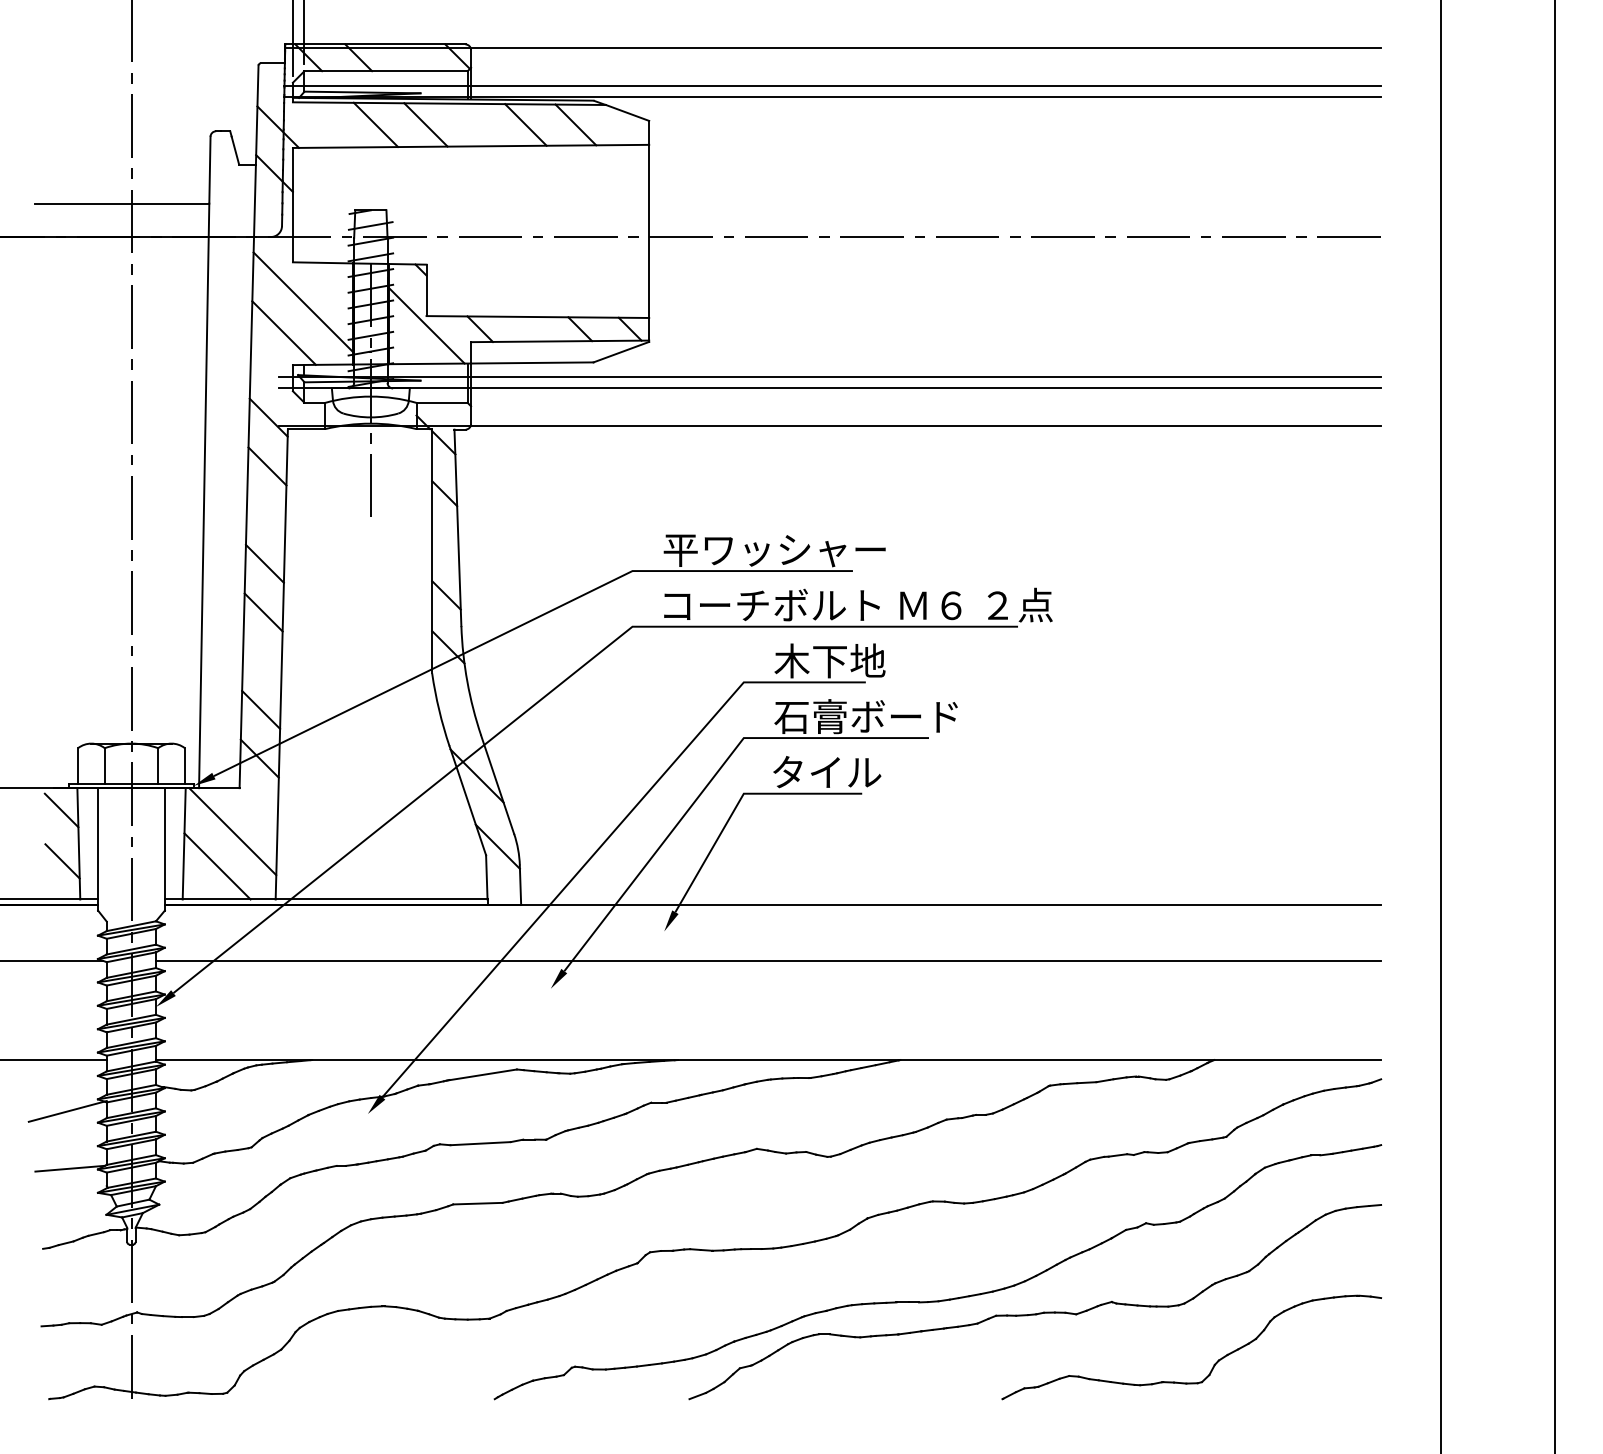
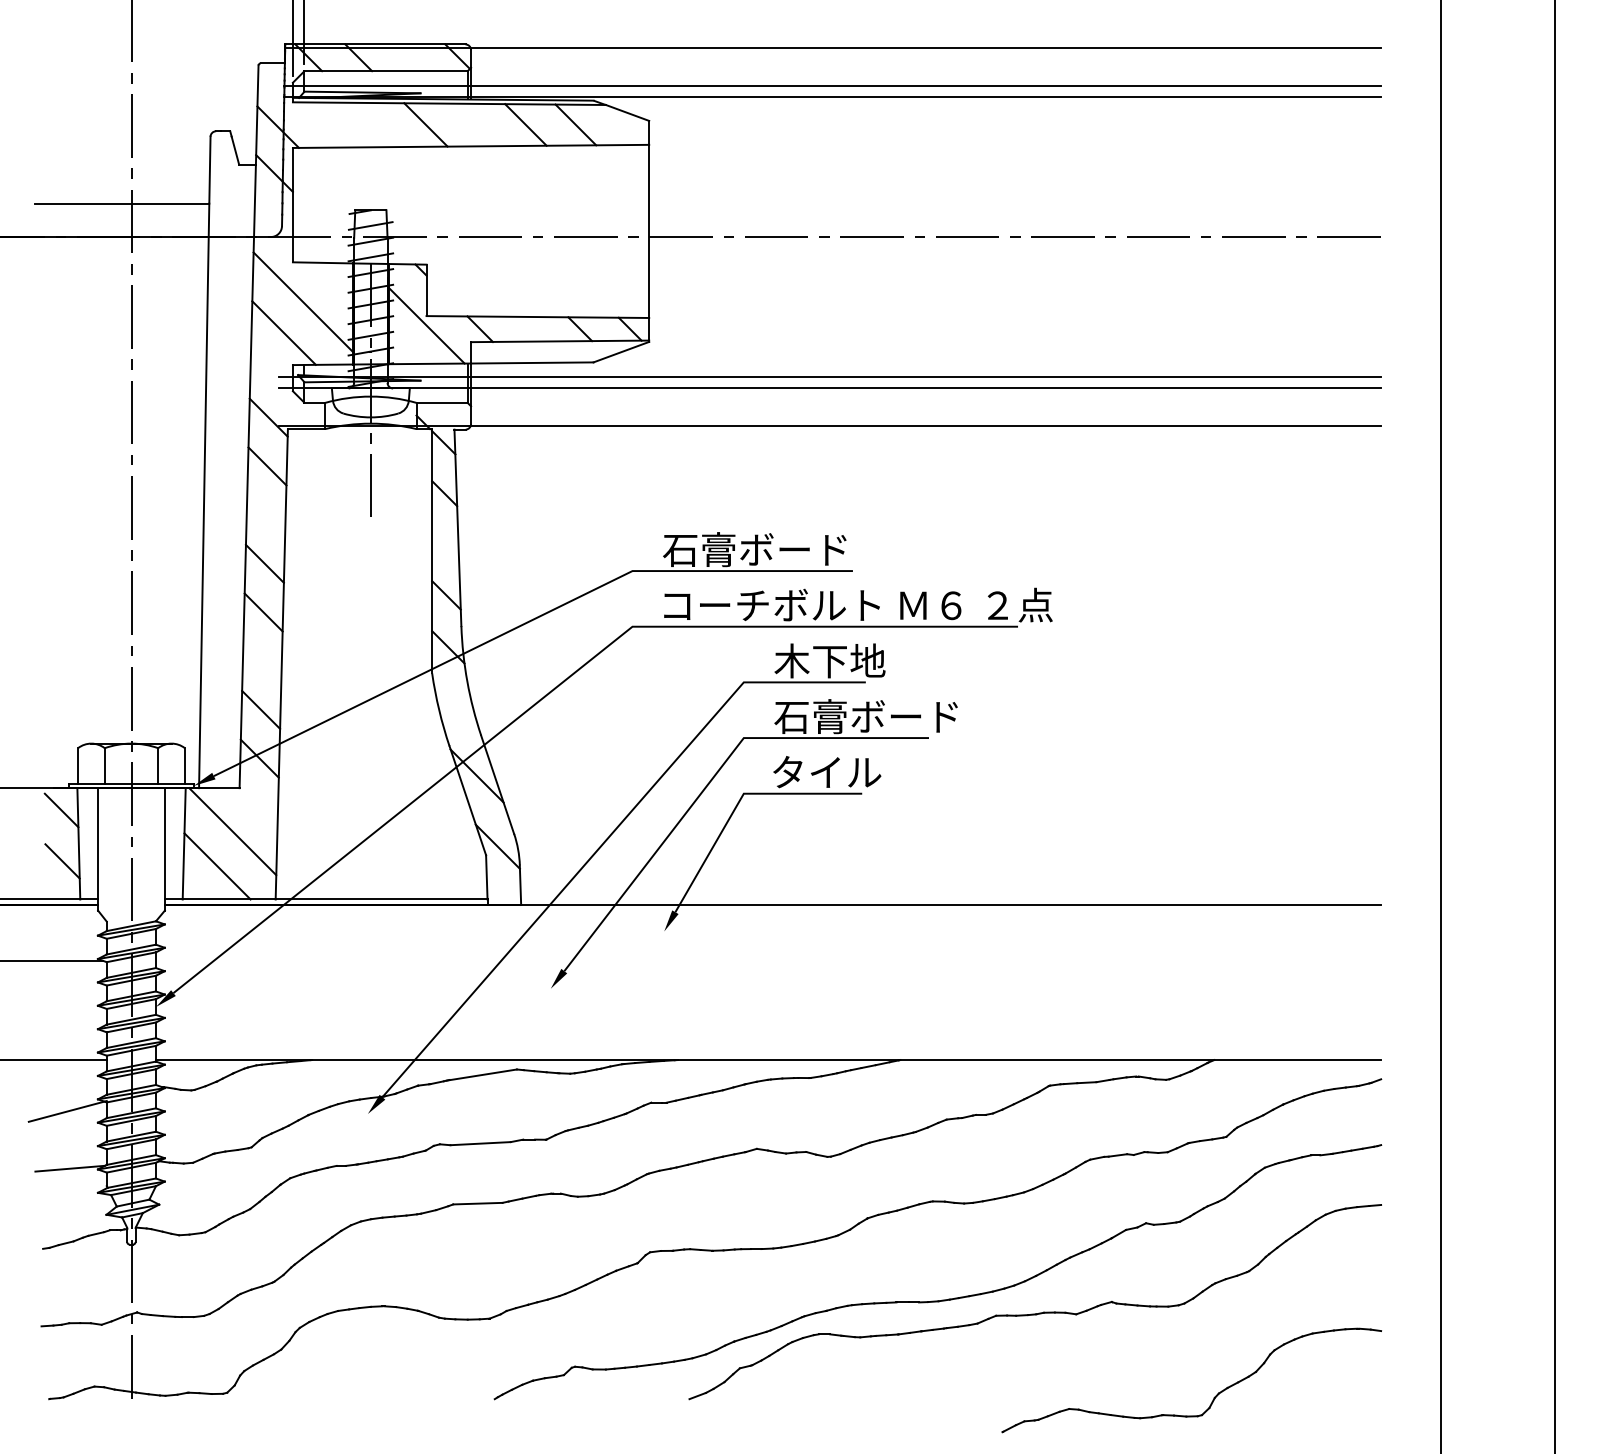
line: present -> none (375, 124)
text: 平ワッシャー -> 石膏ボード (774, 549)
line: present -> none (768, 960)
part position: (1213, 1364) -> (1213, 1397) (1213, 1397)
